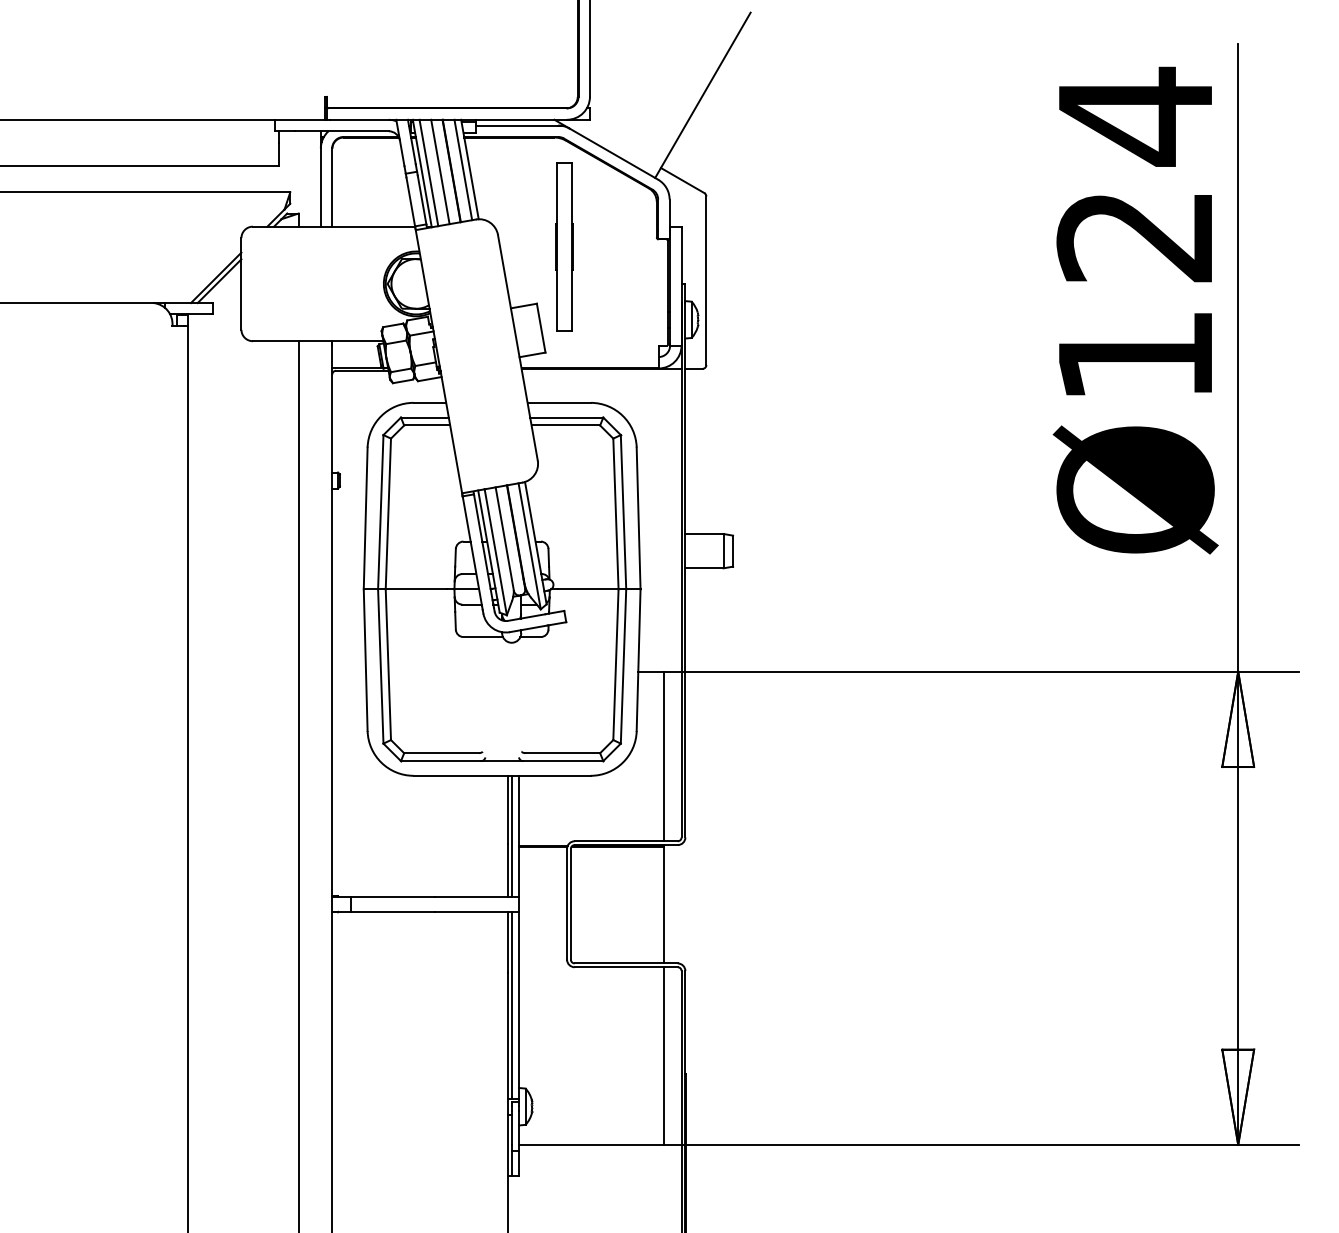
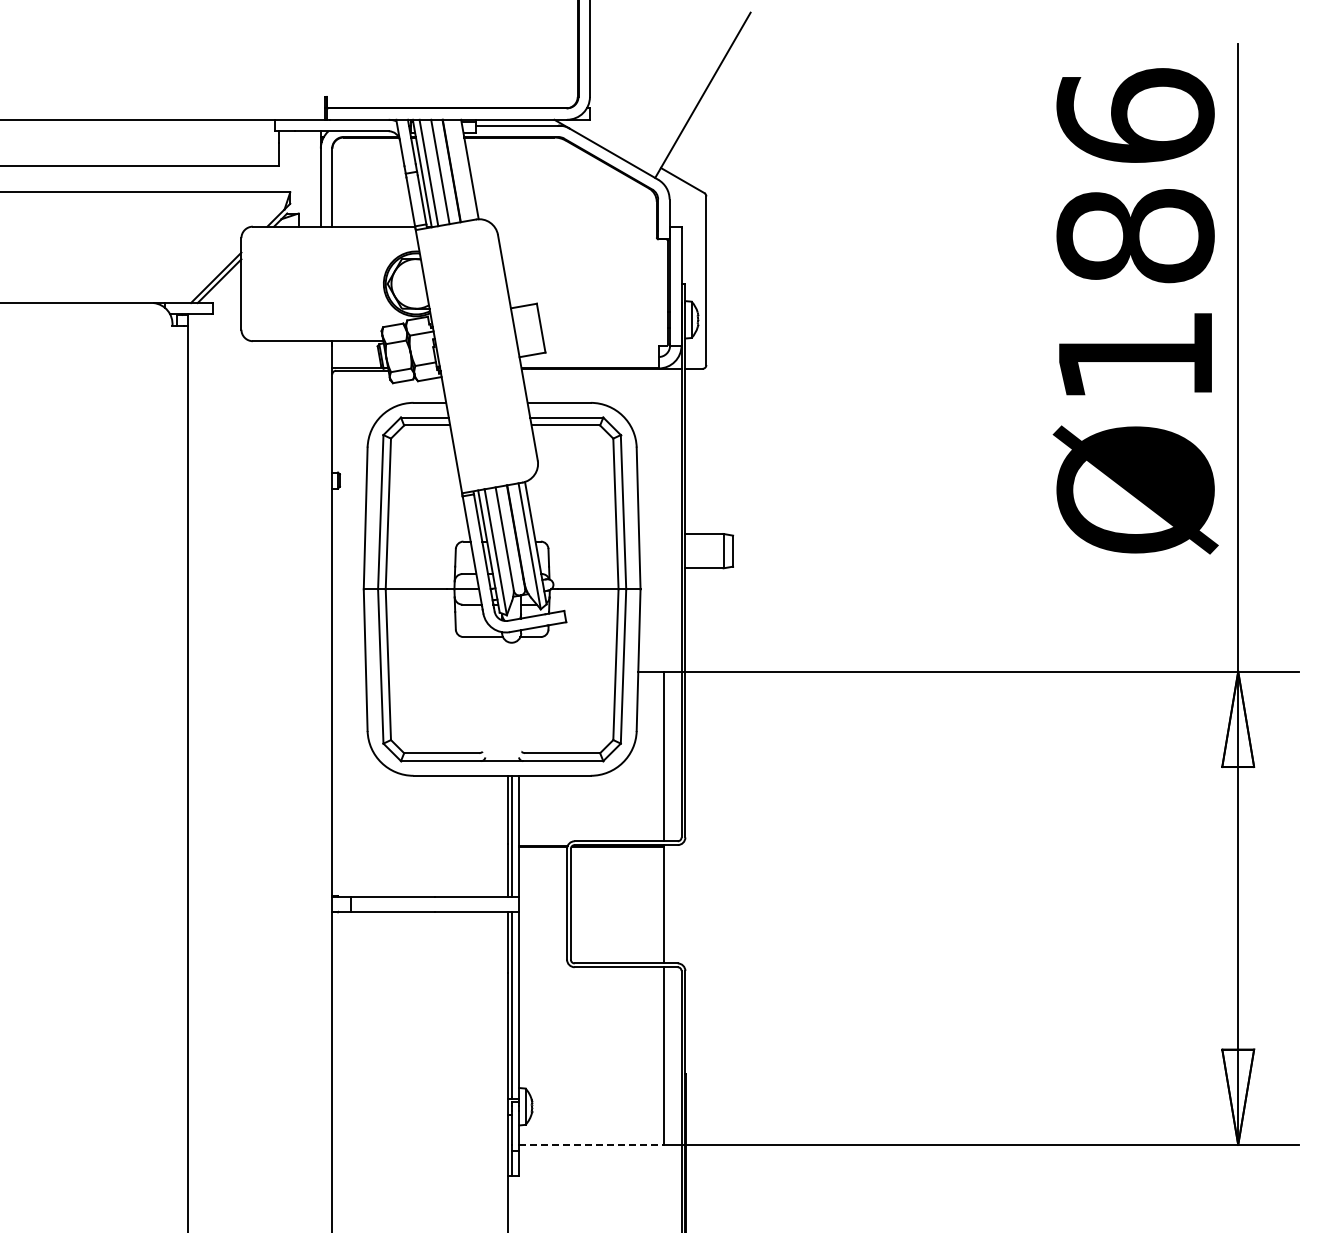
line: present -> none (463, 169)
text: Ø124 -> Ø186 (1135, 174)
part: present -> none (564, 246)
line: present -> none (298, 785)
line: solid -> dashed (591, 1144)
